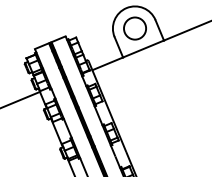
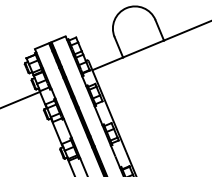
circle: present -> none (134, 28)
